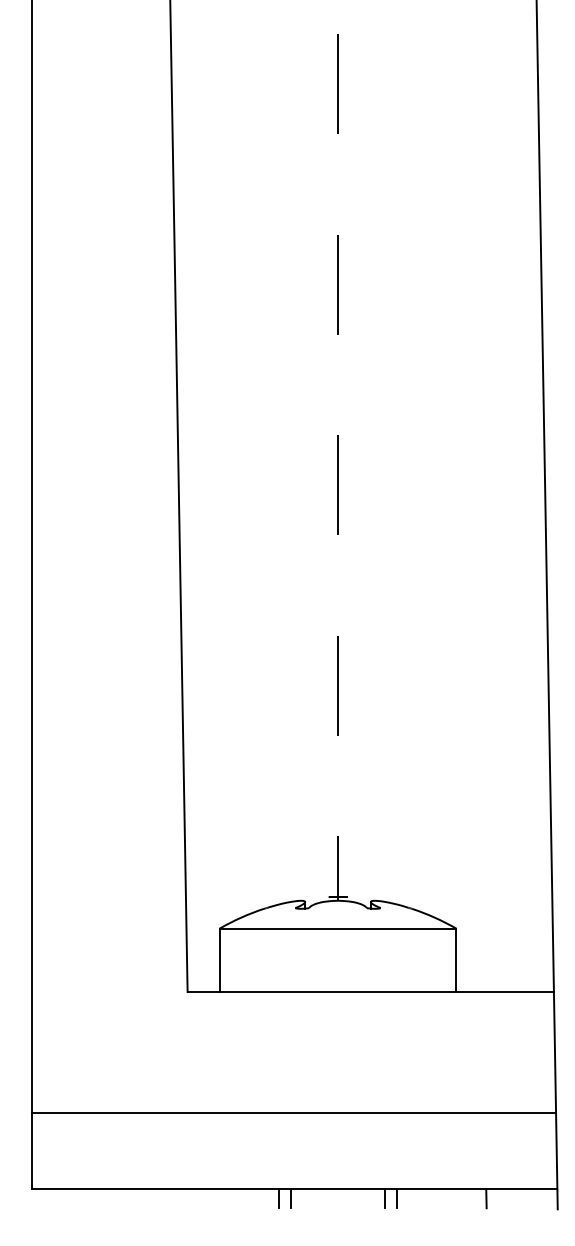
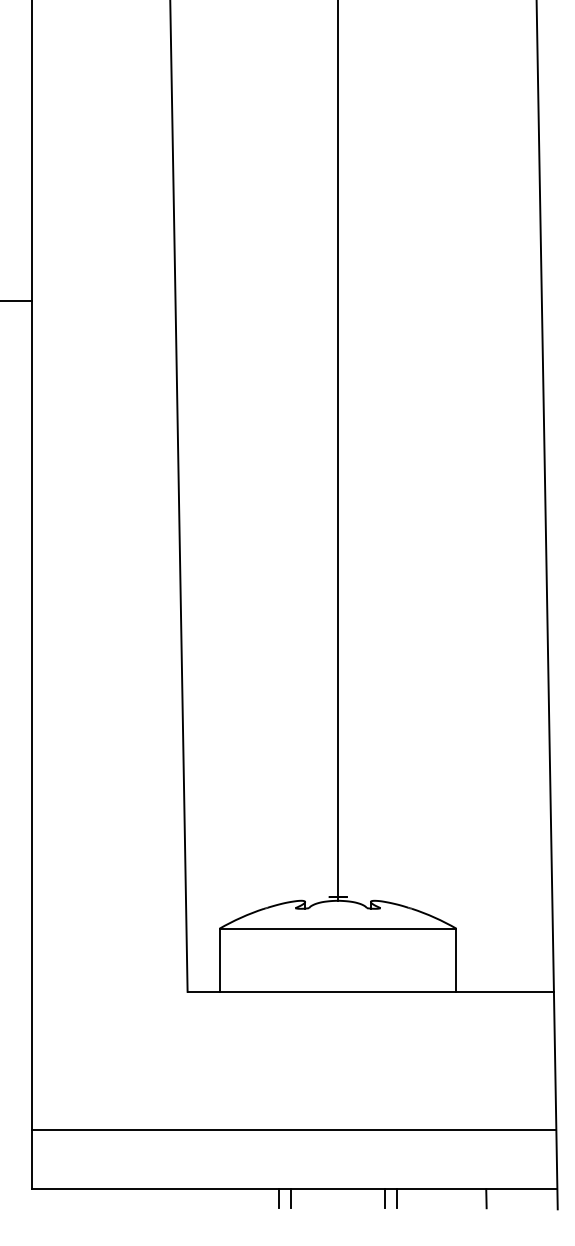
line: none -> present (17, 300)
line: dashed -> solid (338, 450)
line position: (294, 1113) -> (294, 1130) (294, 1130)
